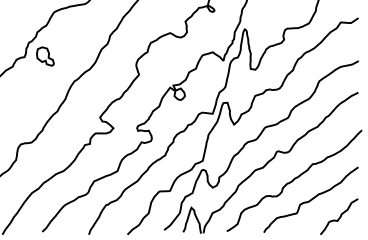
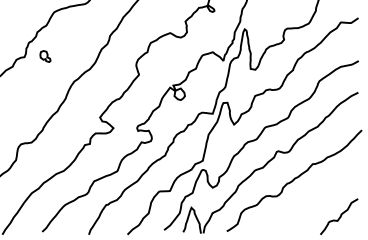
part size: 19x21 px -> 13x13 px (45, 56)
curve: present -> none (310, 199)
